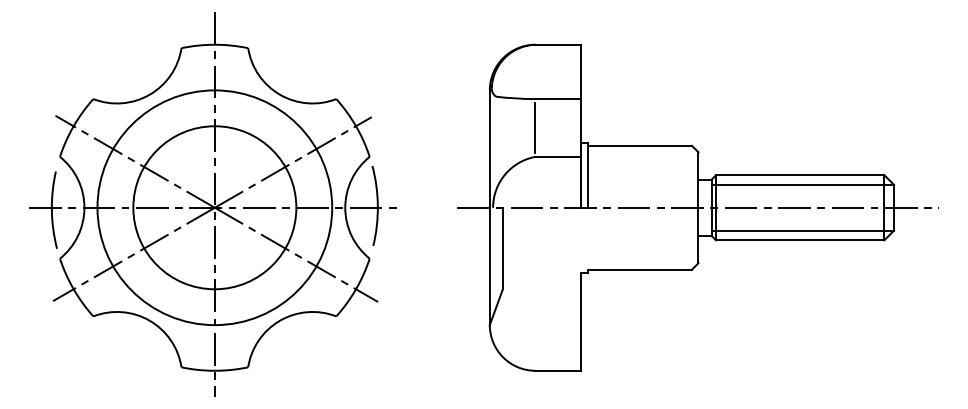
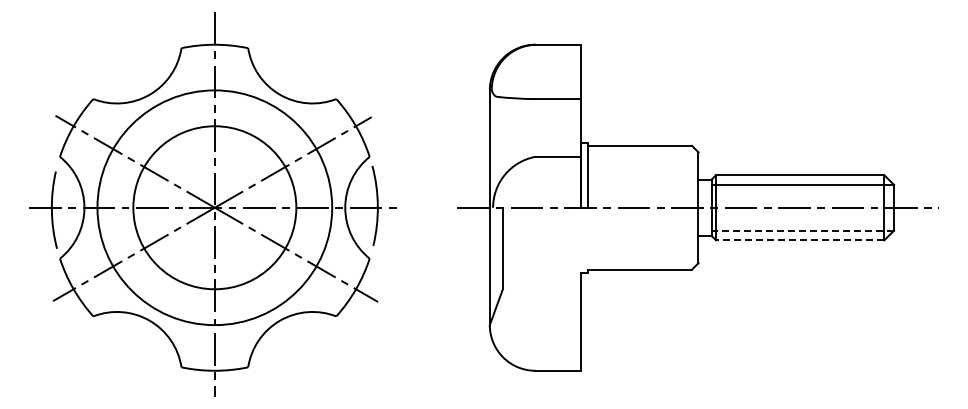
line: present -> none (535, 127)
line: solid -> dashed (802, 230)
line: solid -> dashed (799, 240)
